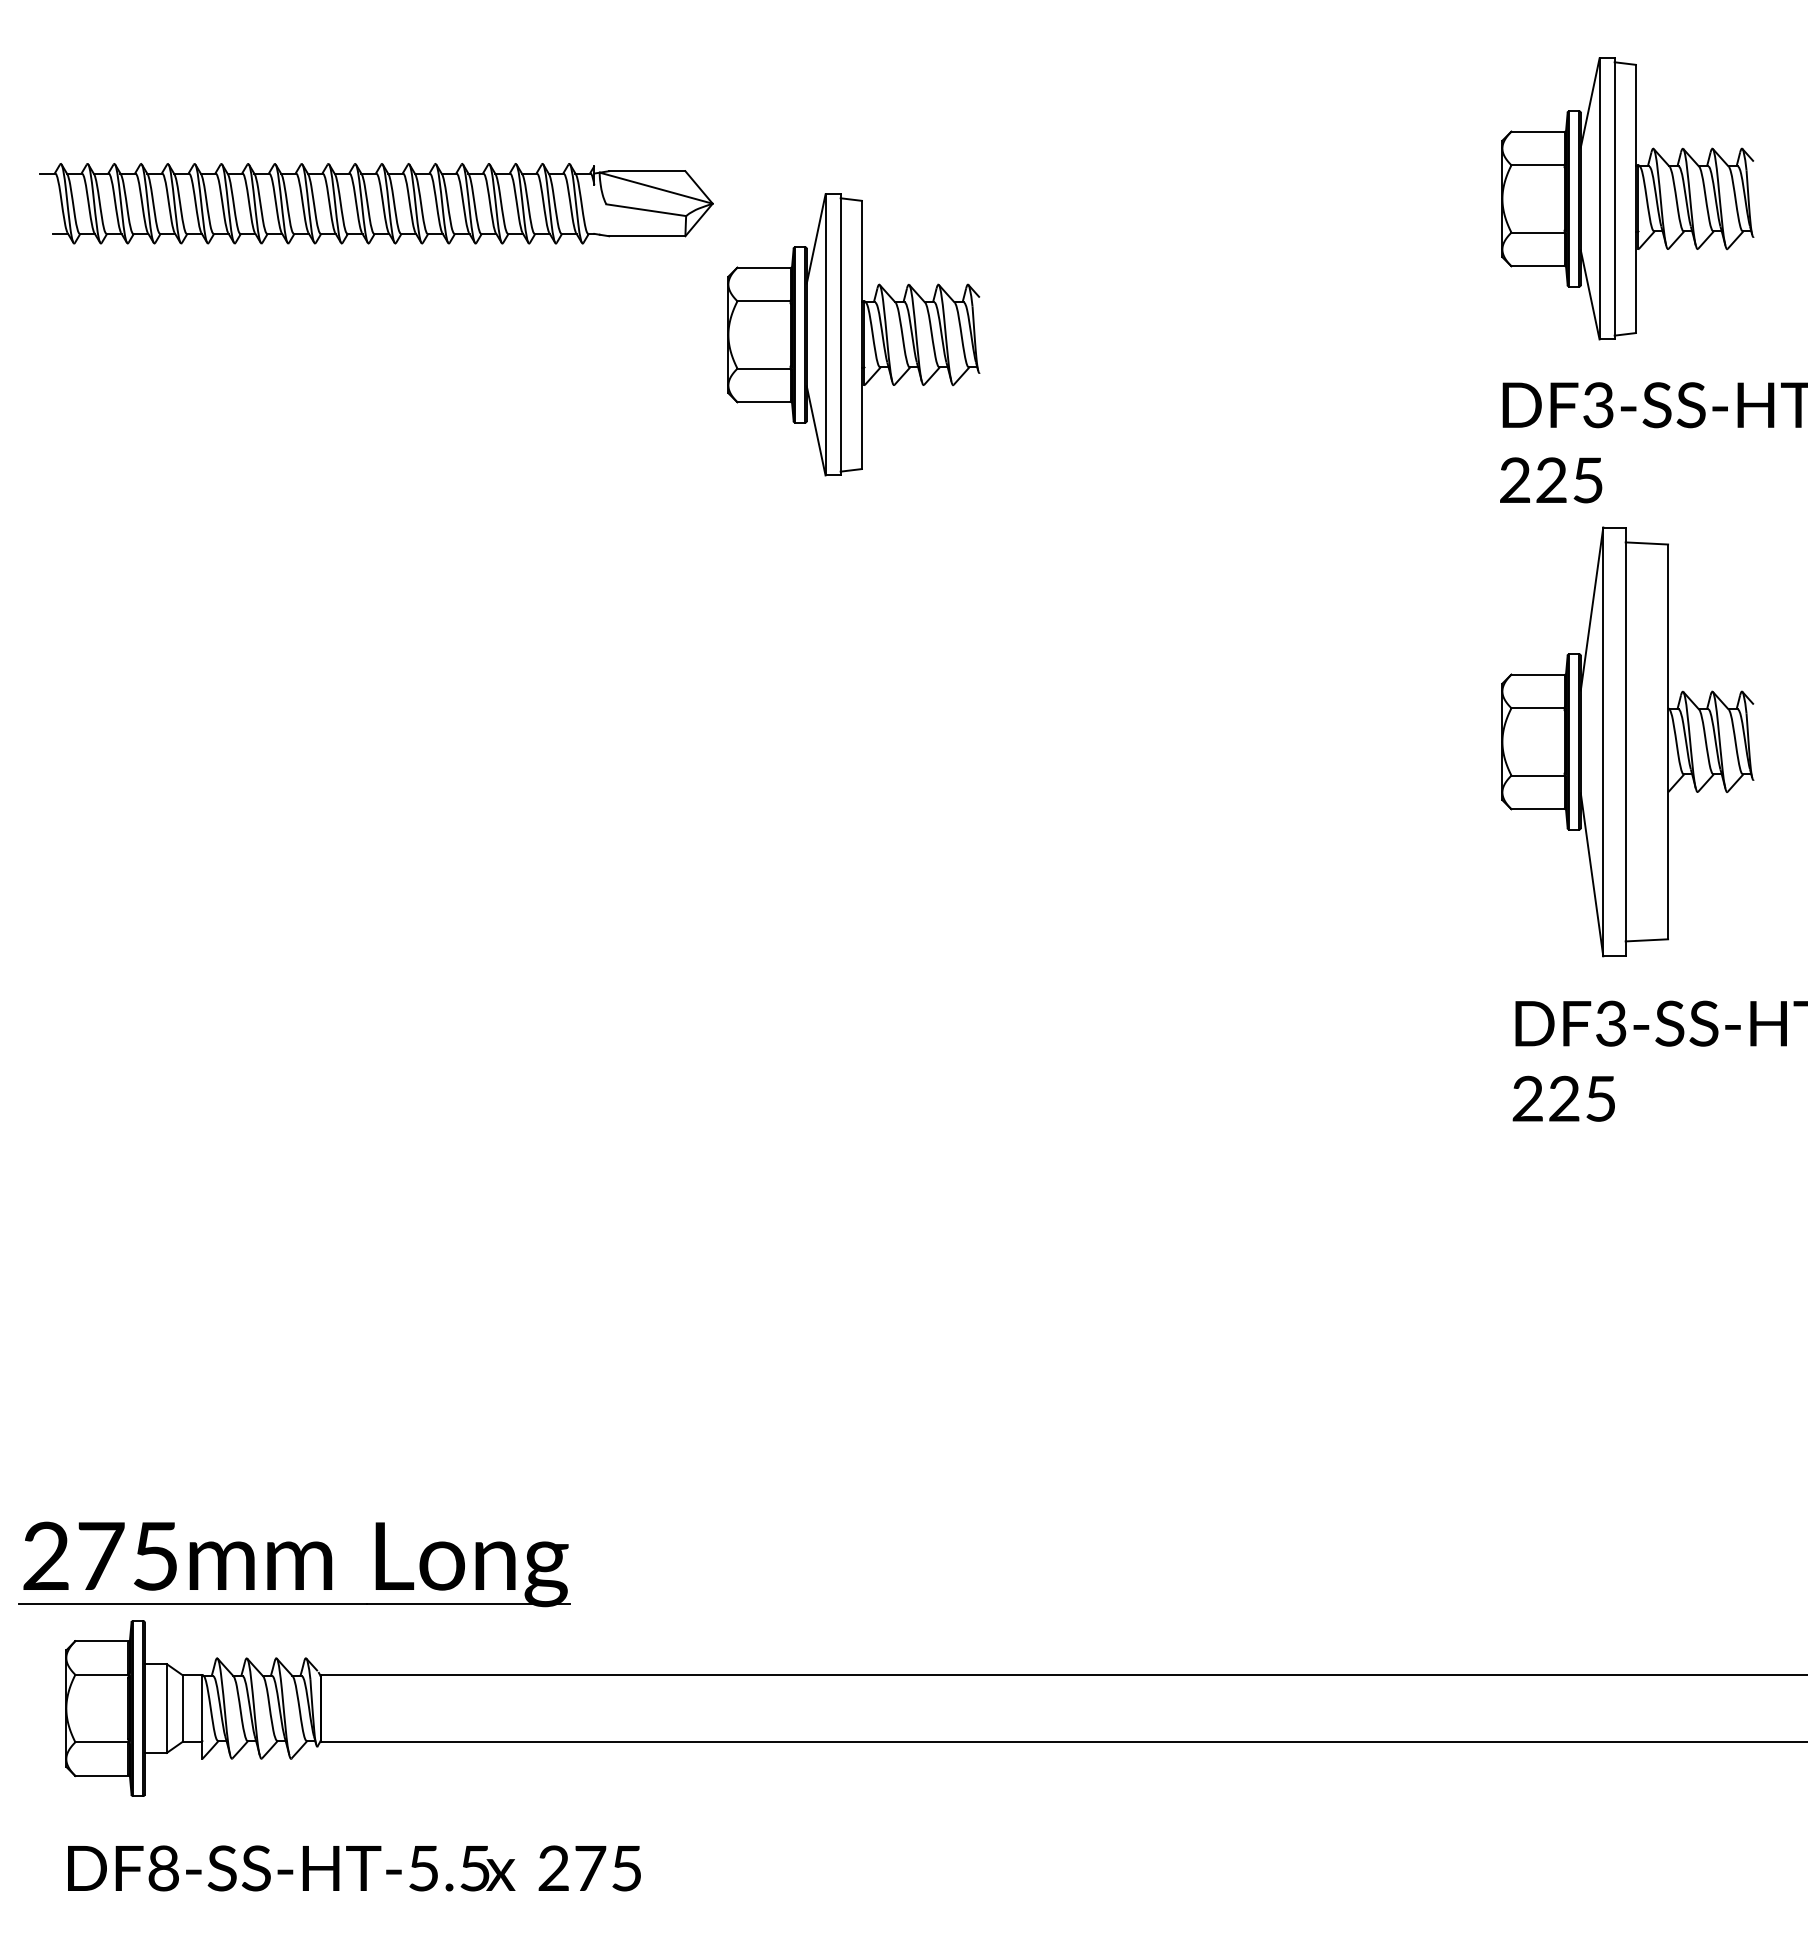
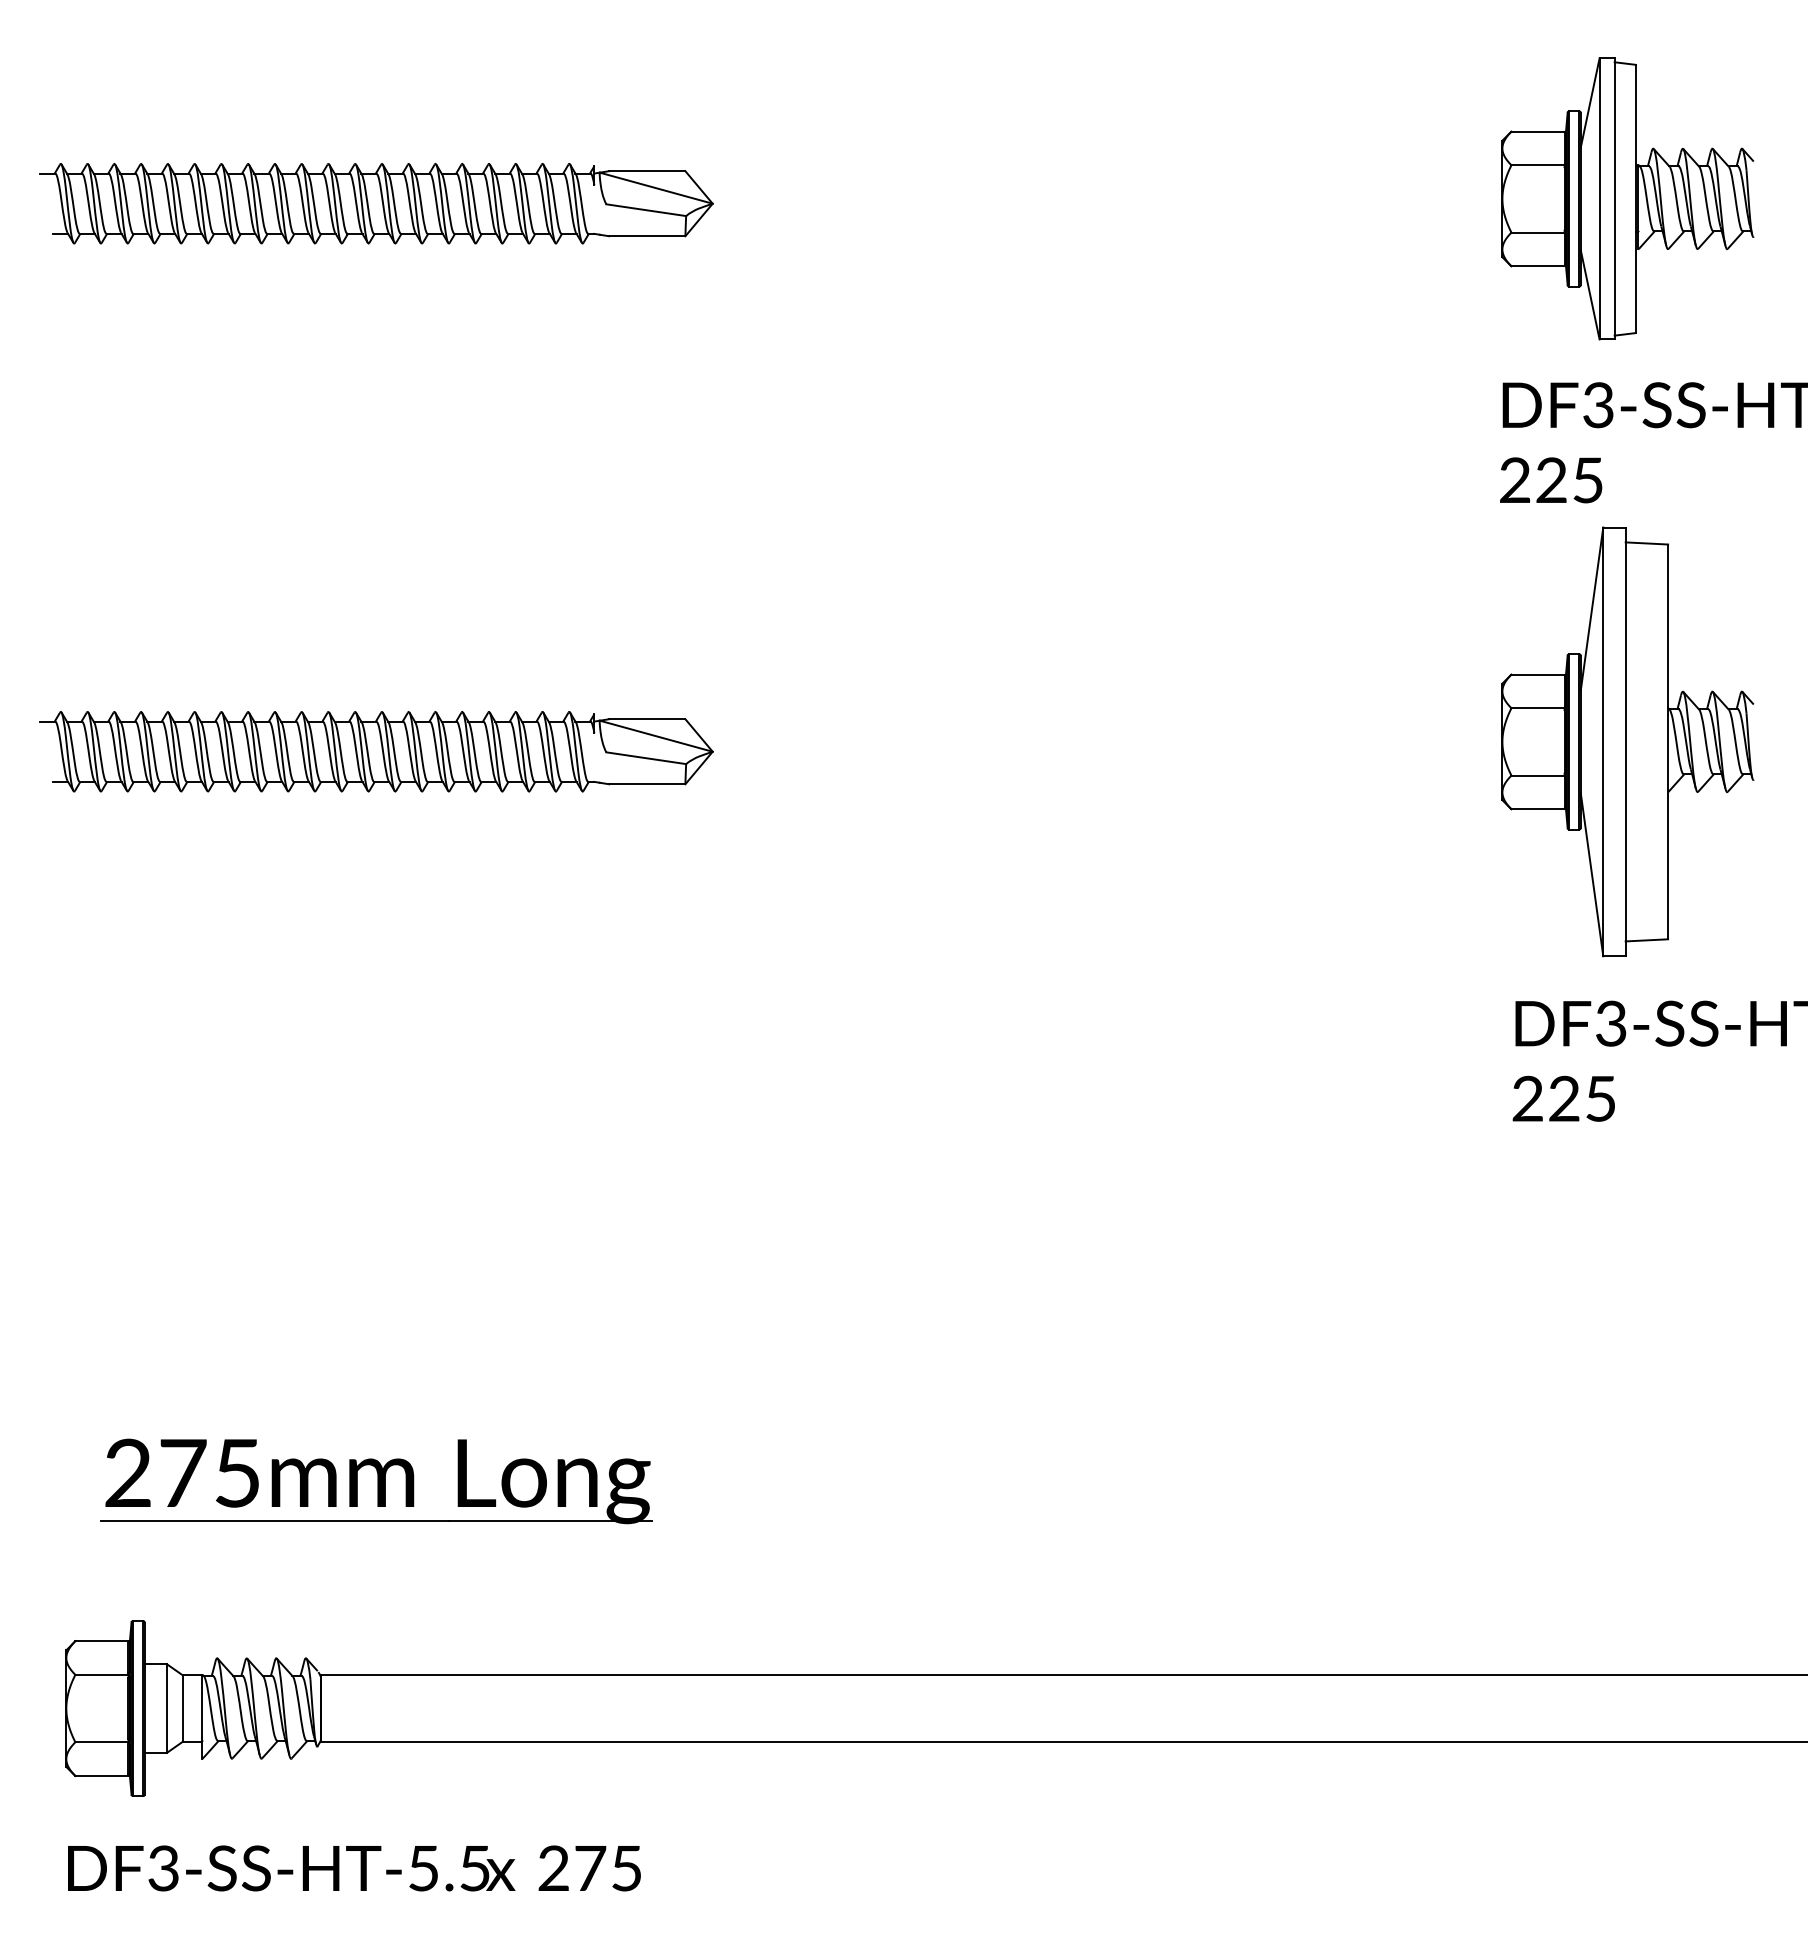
part: present -> none (853, 334)
part: none -> present (376, 751)
part position: (294, 1564) -> (376, 1481) (376, 1481)
text: DF8-SS-HT-5.5 -> DF3-SS-HT-5.5 (163, 1868)
